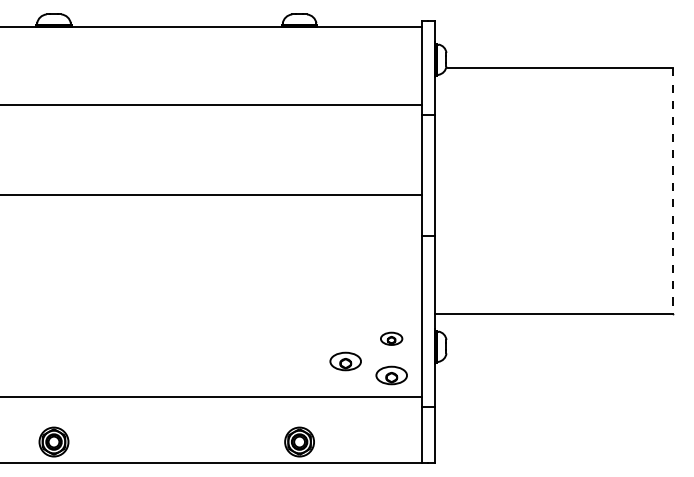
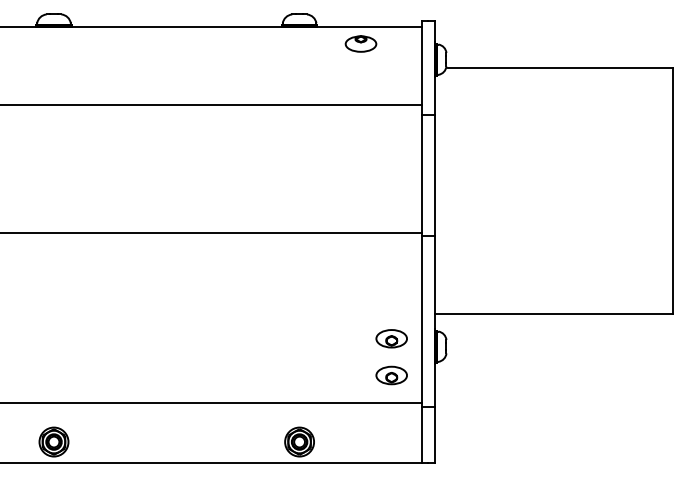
part: none -> present (360, 43)
line: dashed -> solid (673, 190)
line position: (212, 195) -> (212, 233) (212, 233)
part size: 24x15 px -> 33x20 px (391, 338)
part: present -> none (345, 361)
line position: (212, 396) -> (212, 402) (212, 402)
